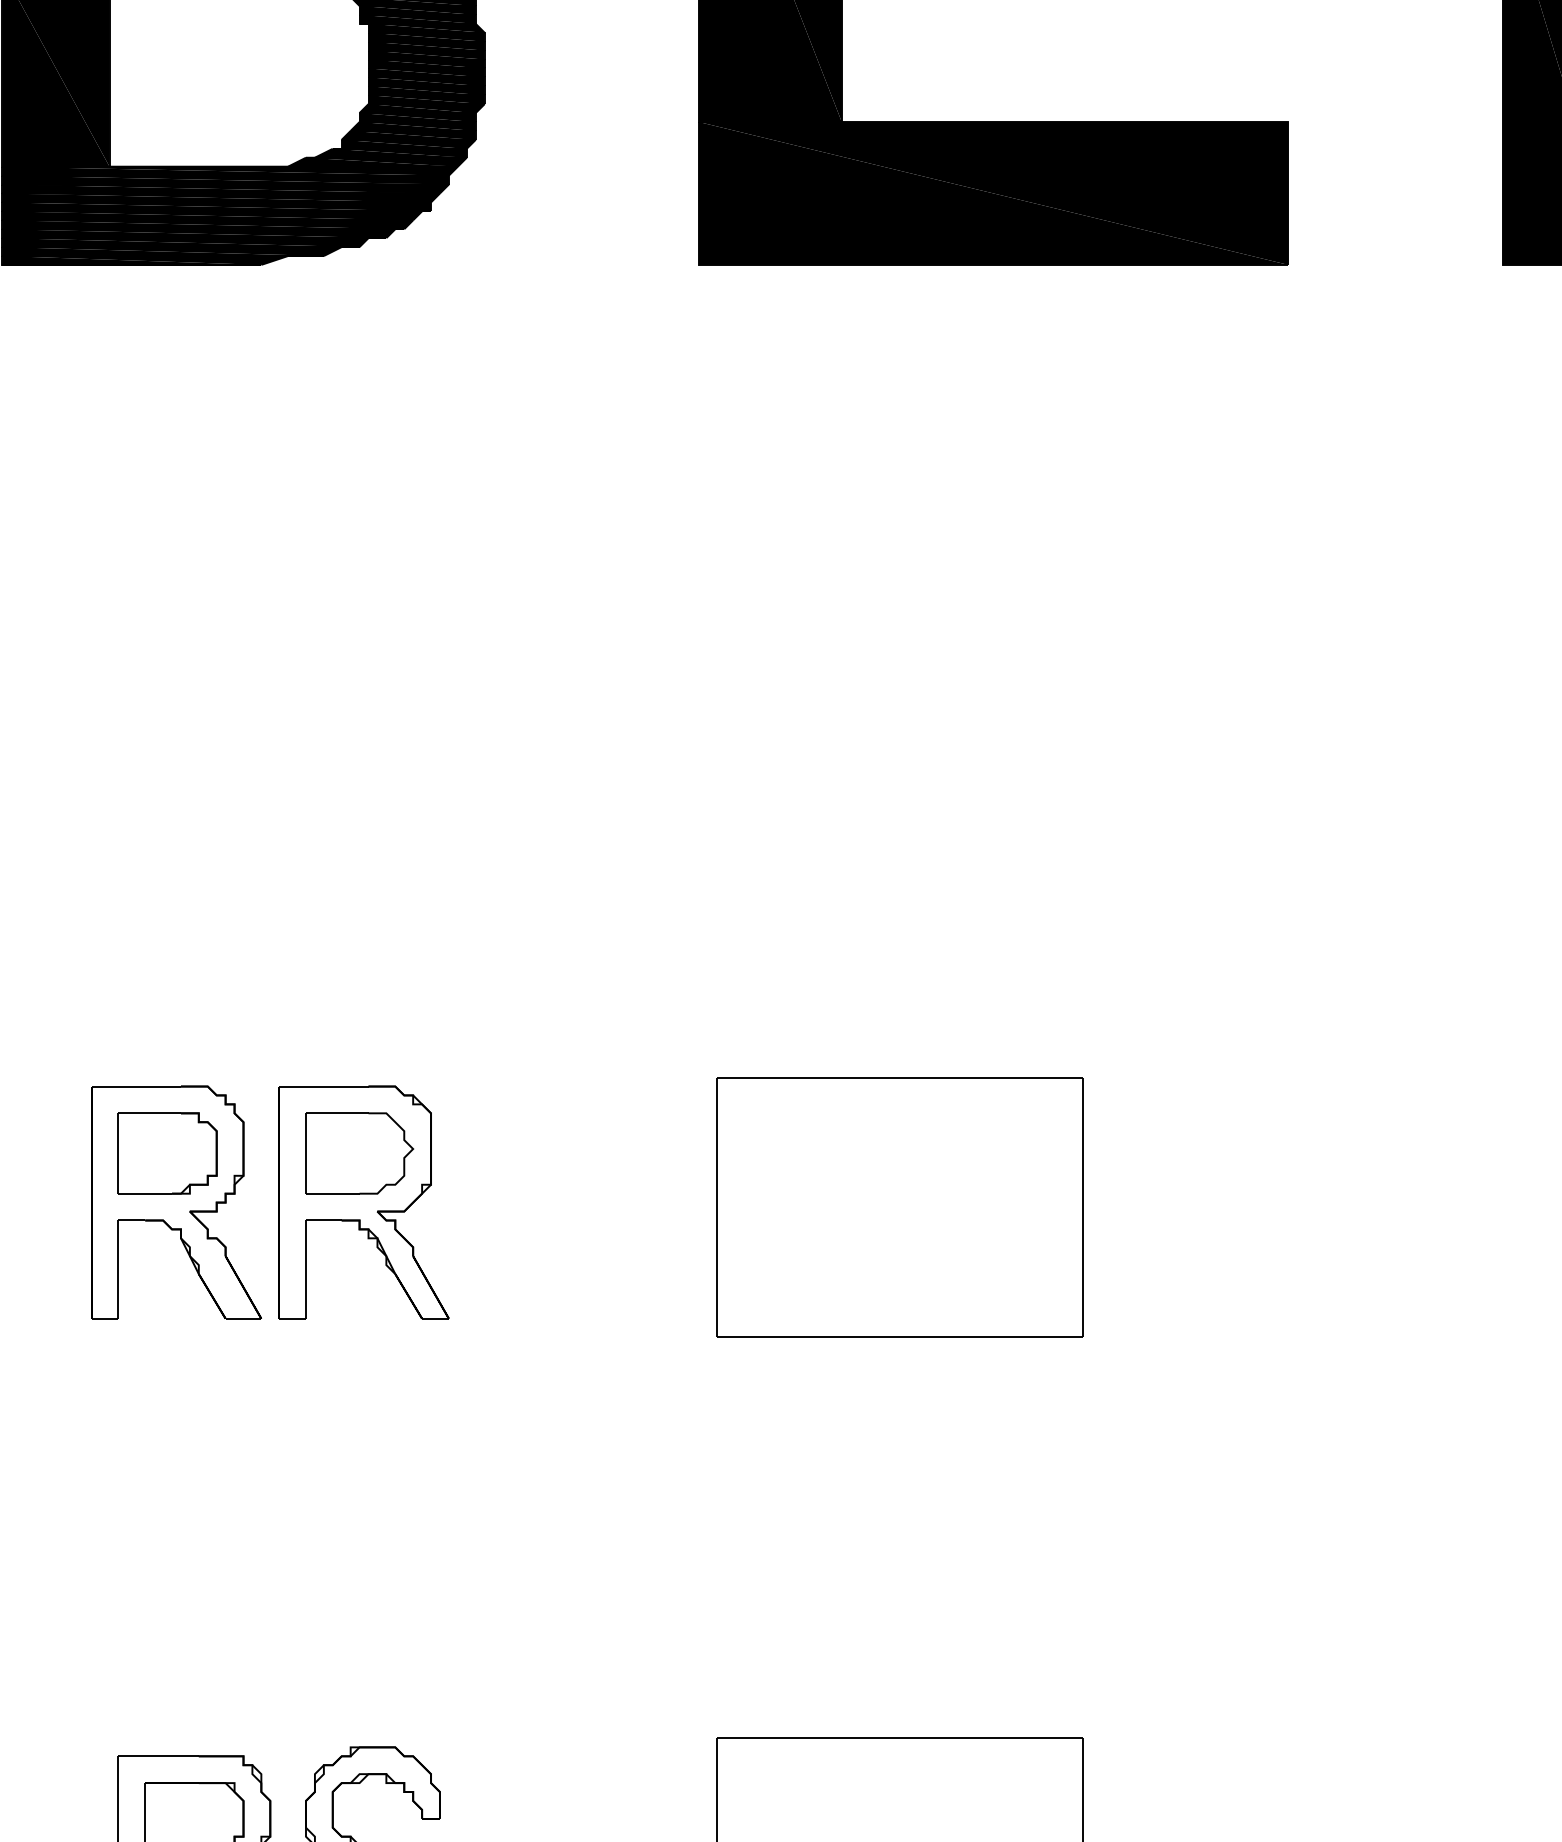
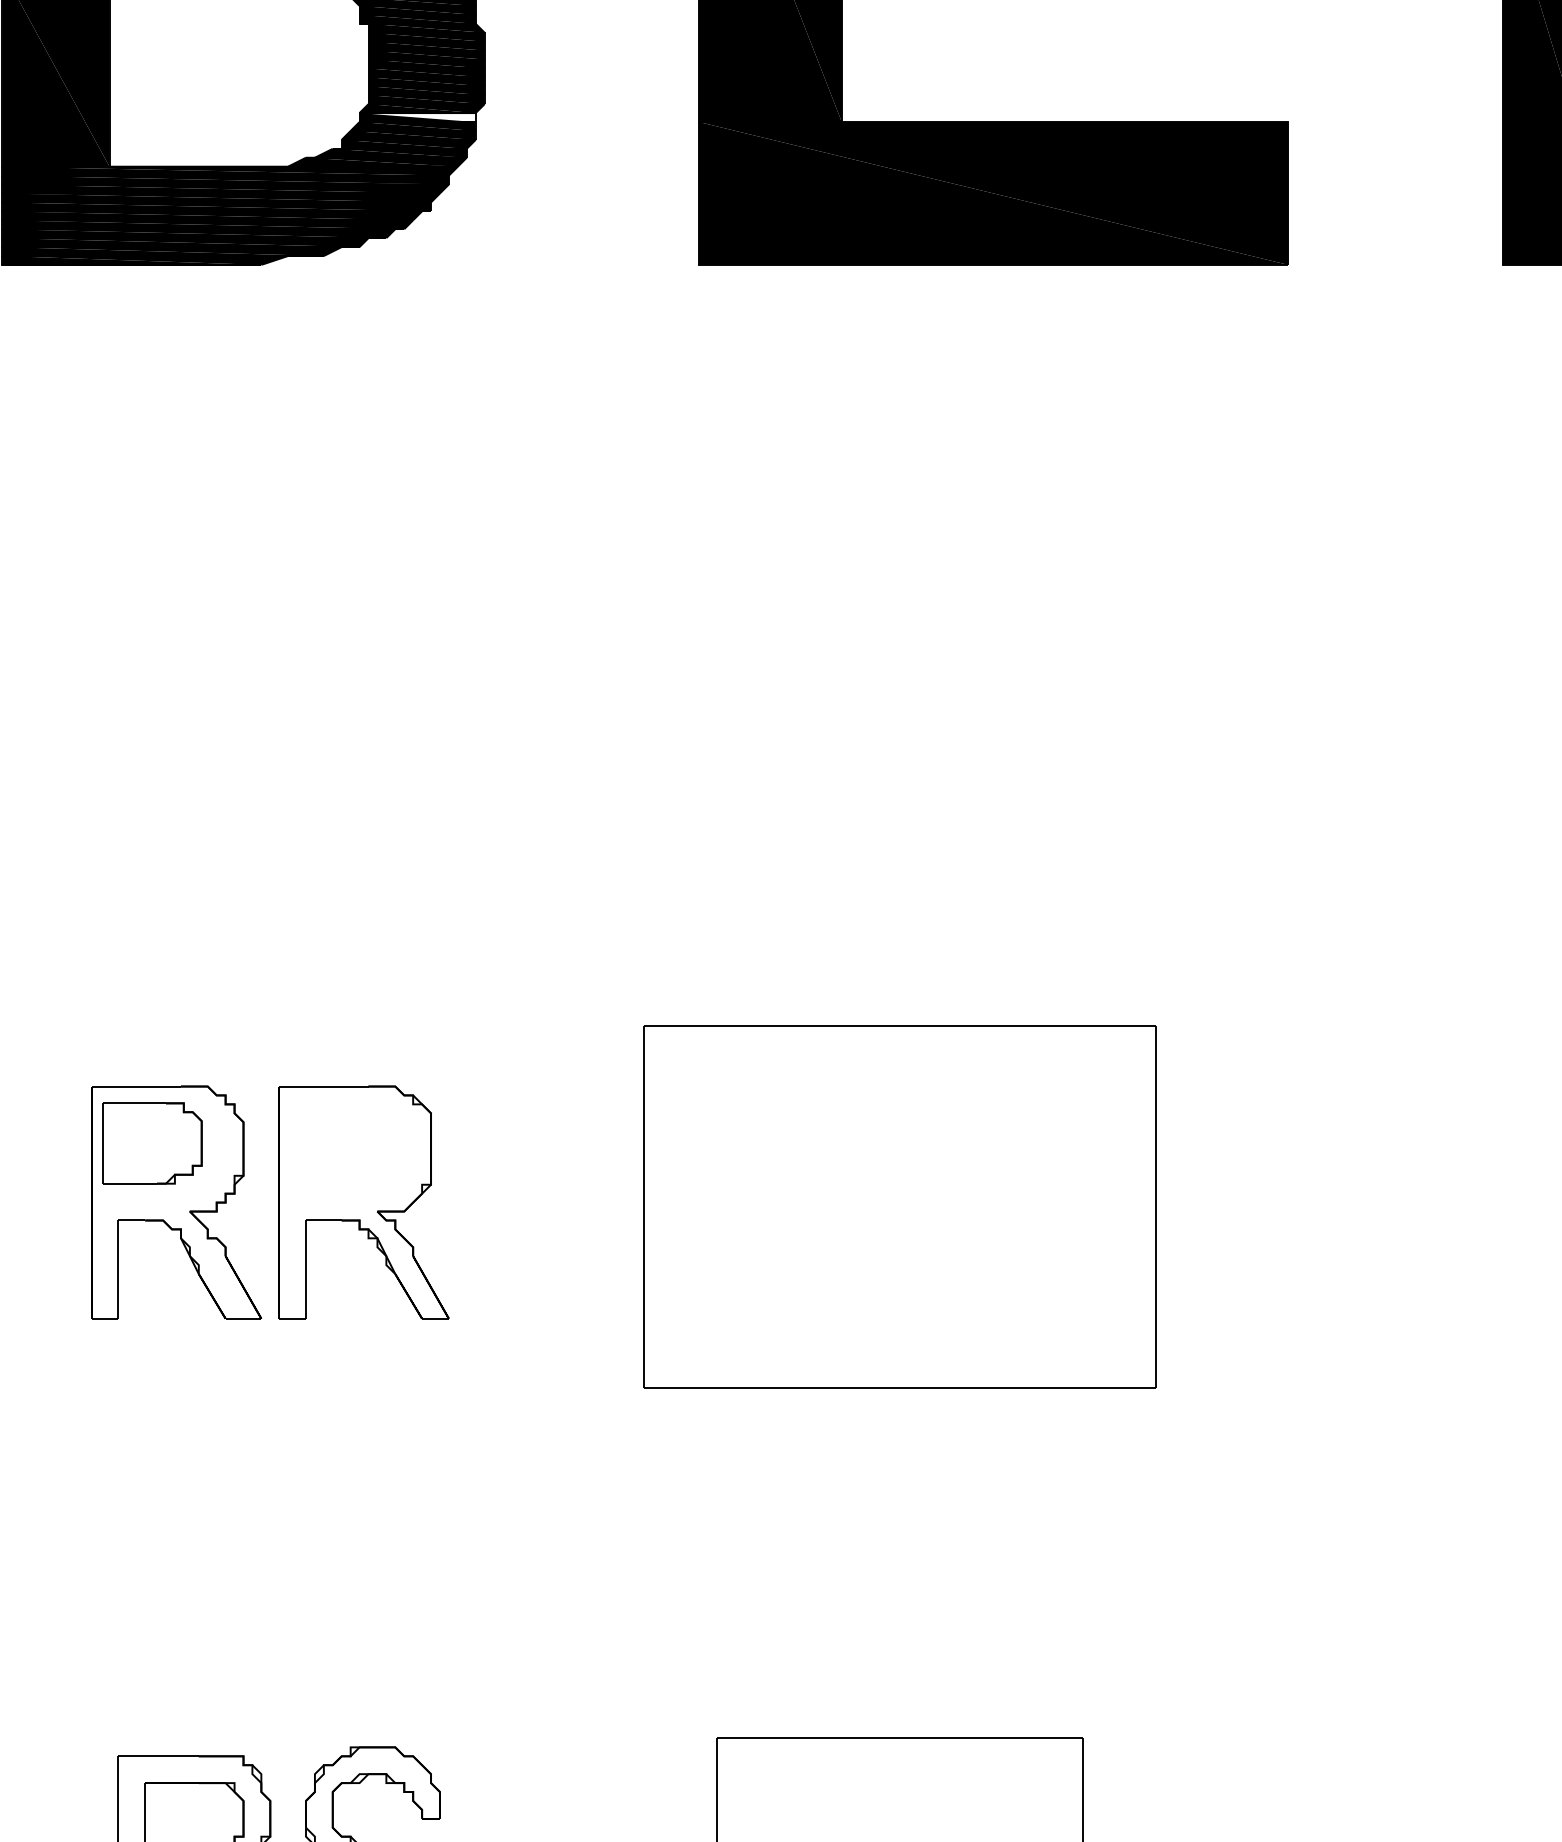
fill: present -> none (417, 117)
part position: (167, 1153) -> (152, 1143) (152, 1143)
part: present -> none (359, 1153)
part size: 368x261 px -> 514x364 px (899, 1206)
